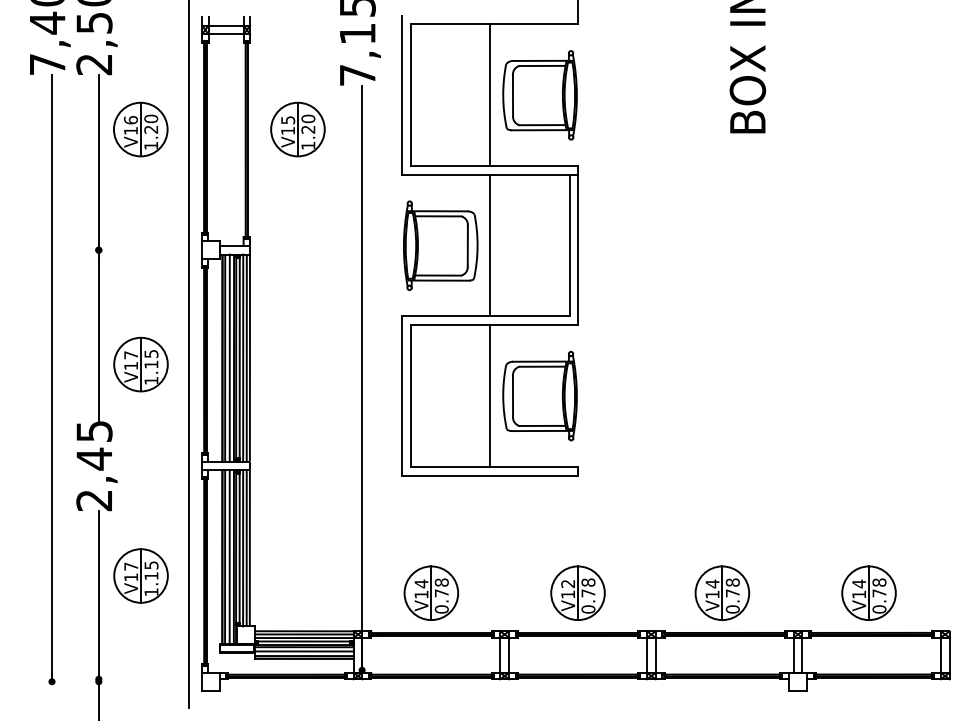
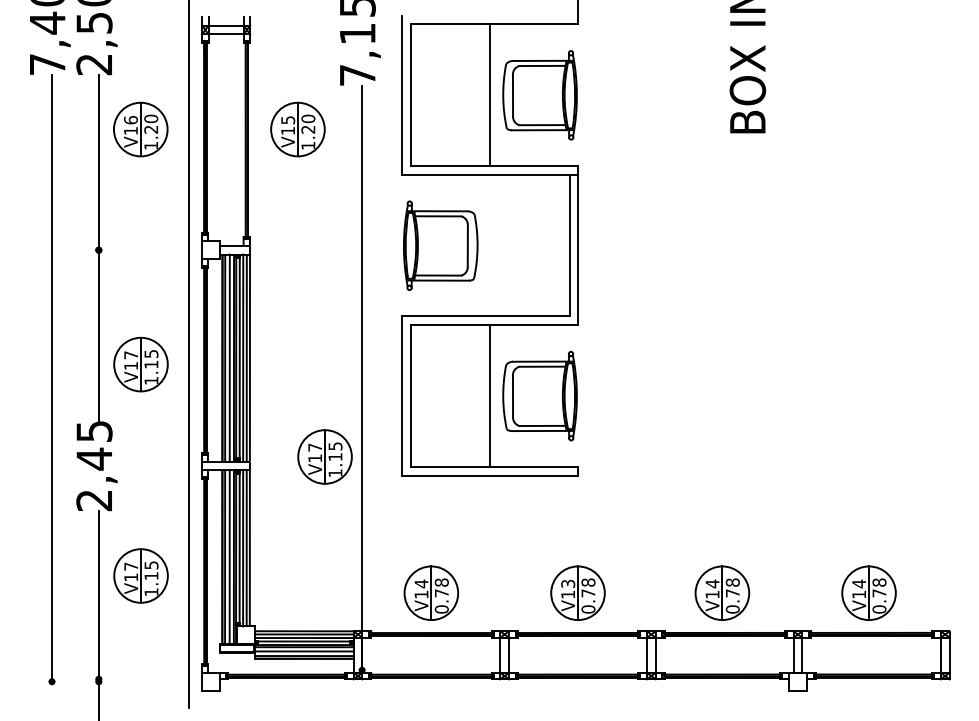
line: present -> none (490, 245)
part: none -> present (324, 456)
text: V12 -> V13 (568, 583)
